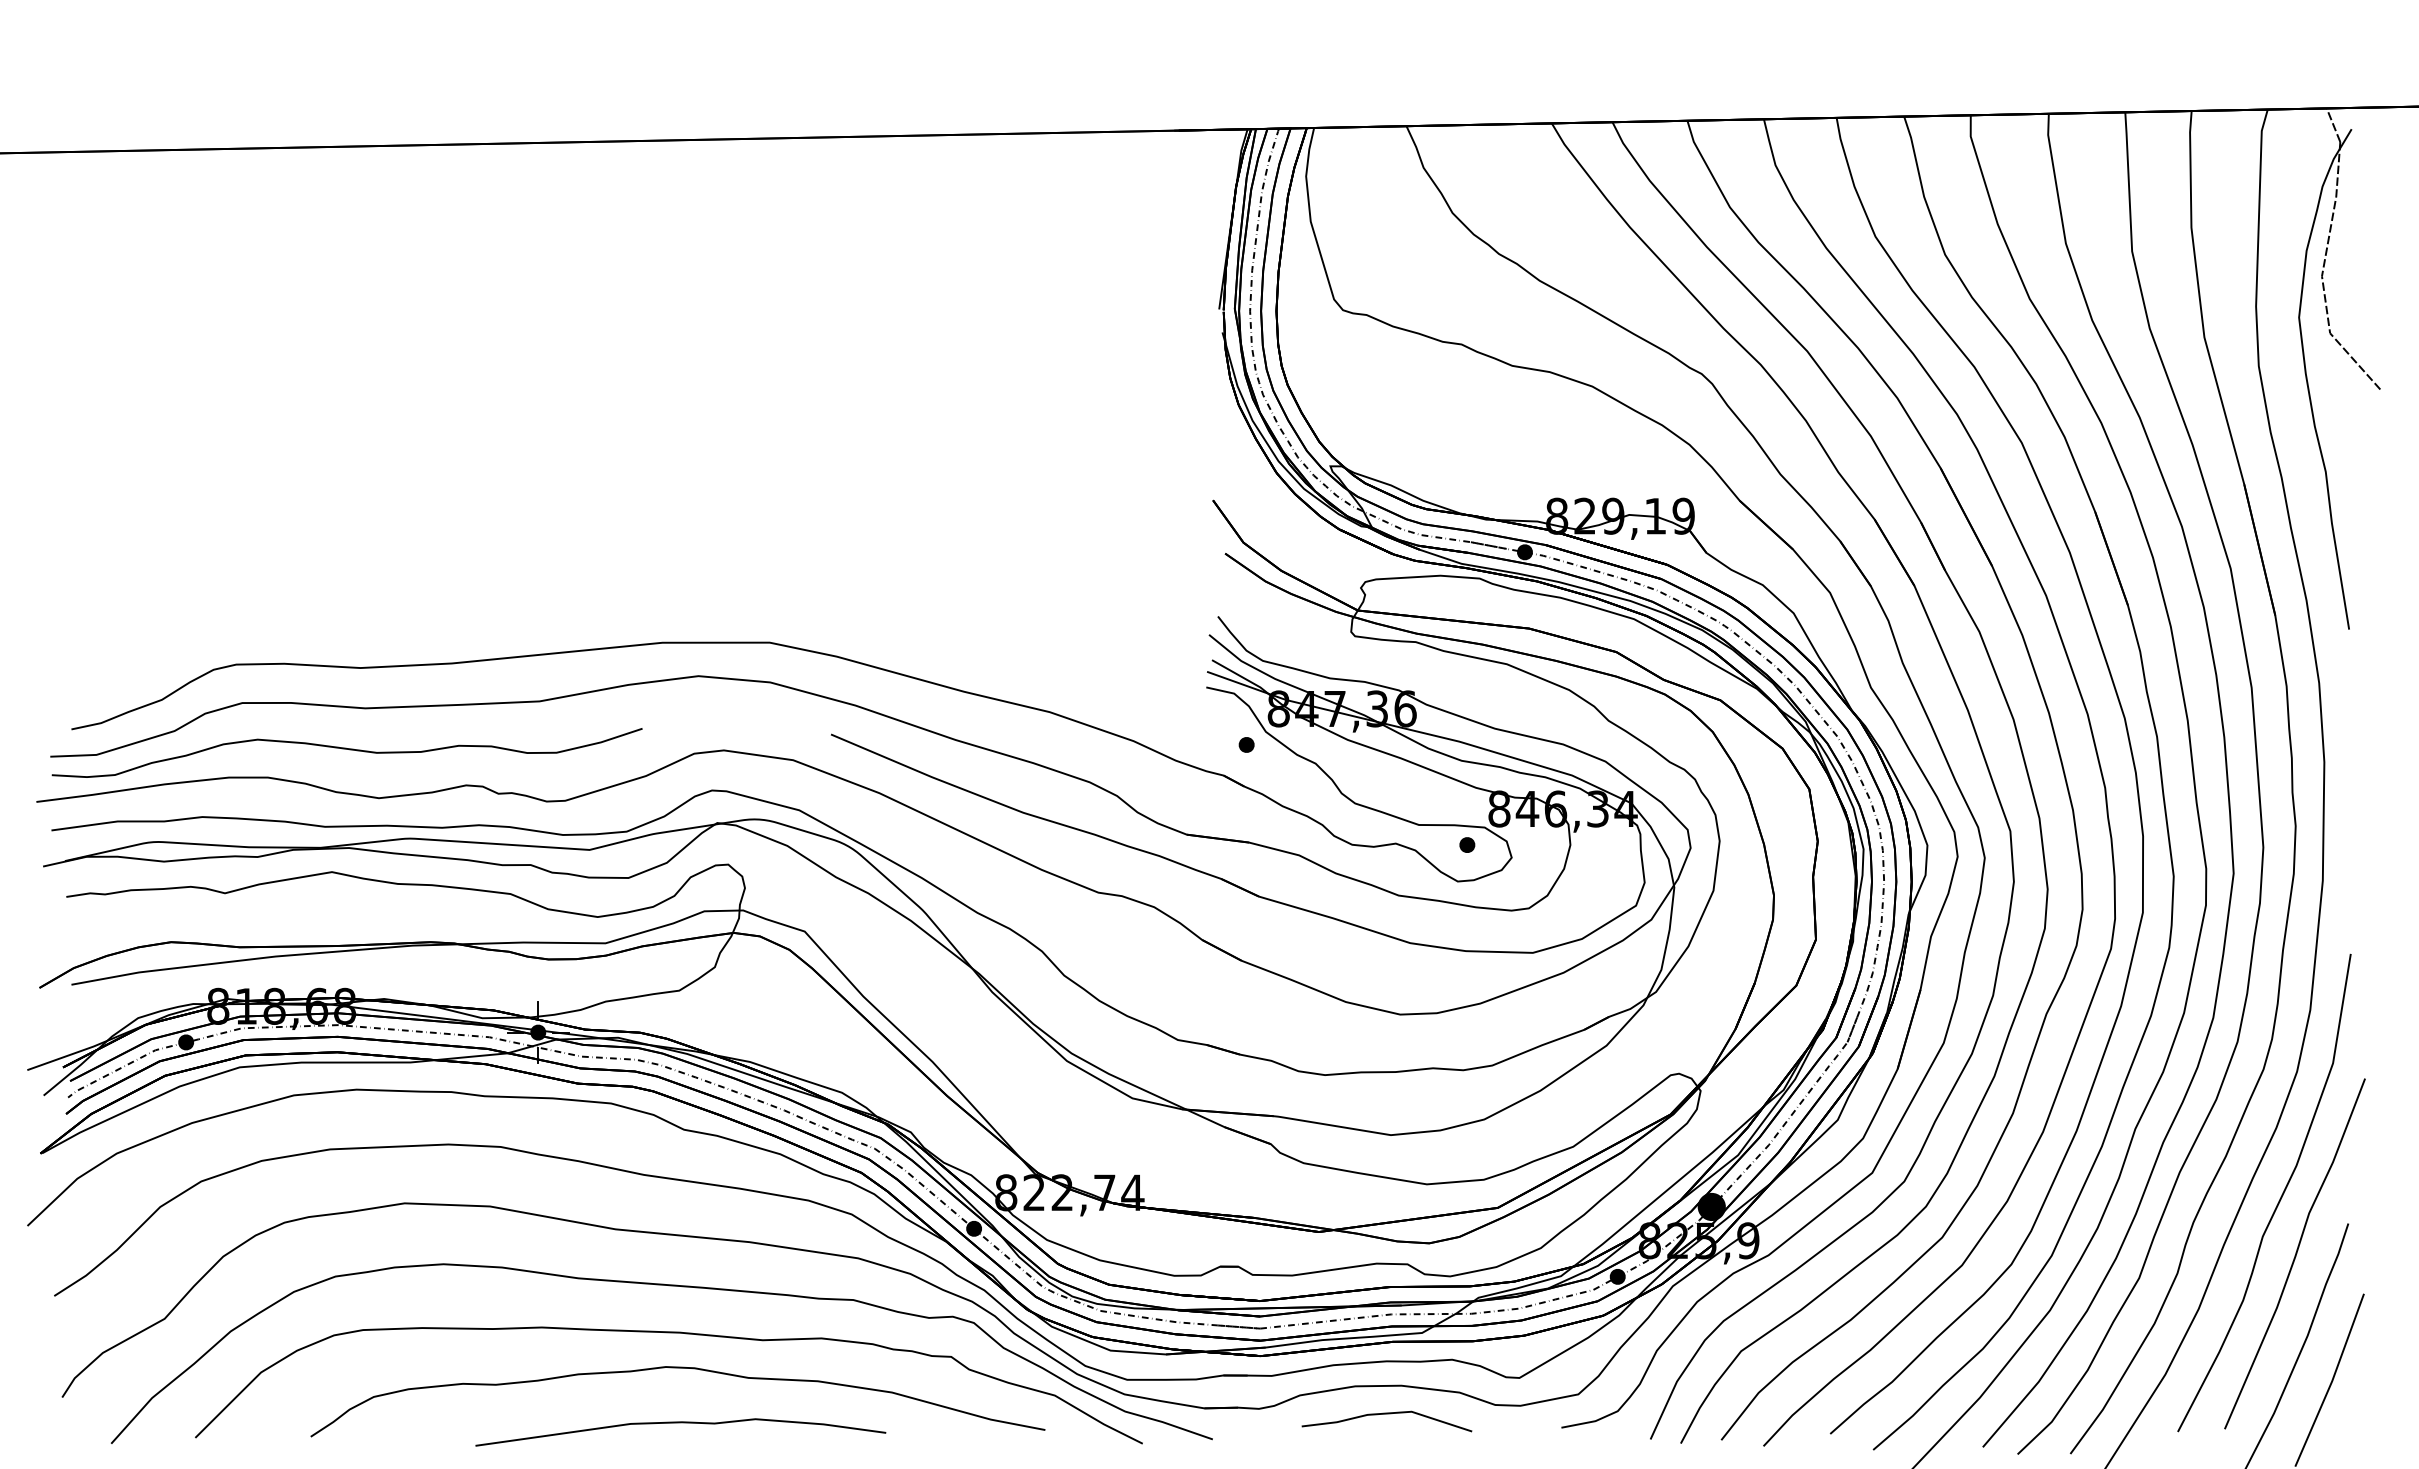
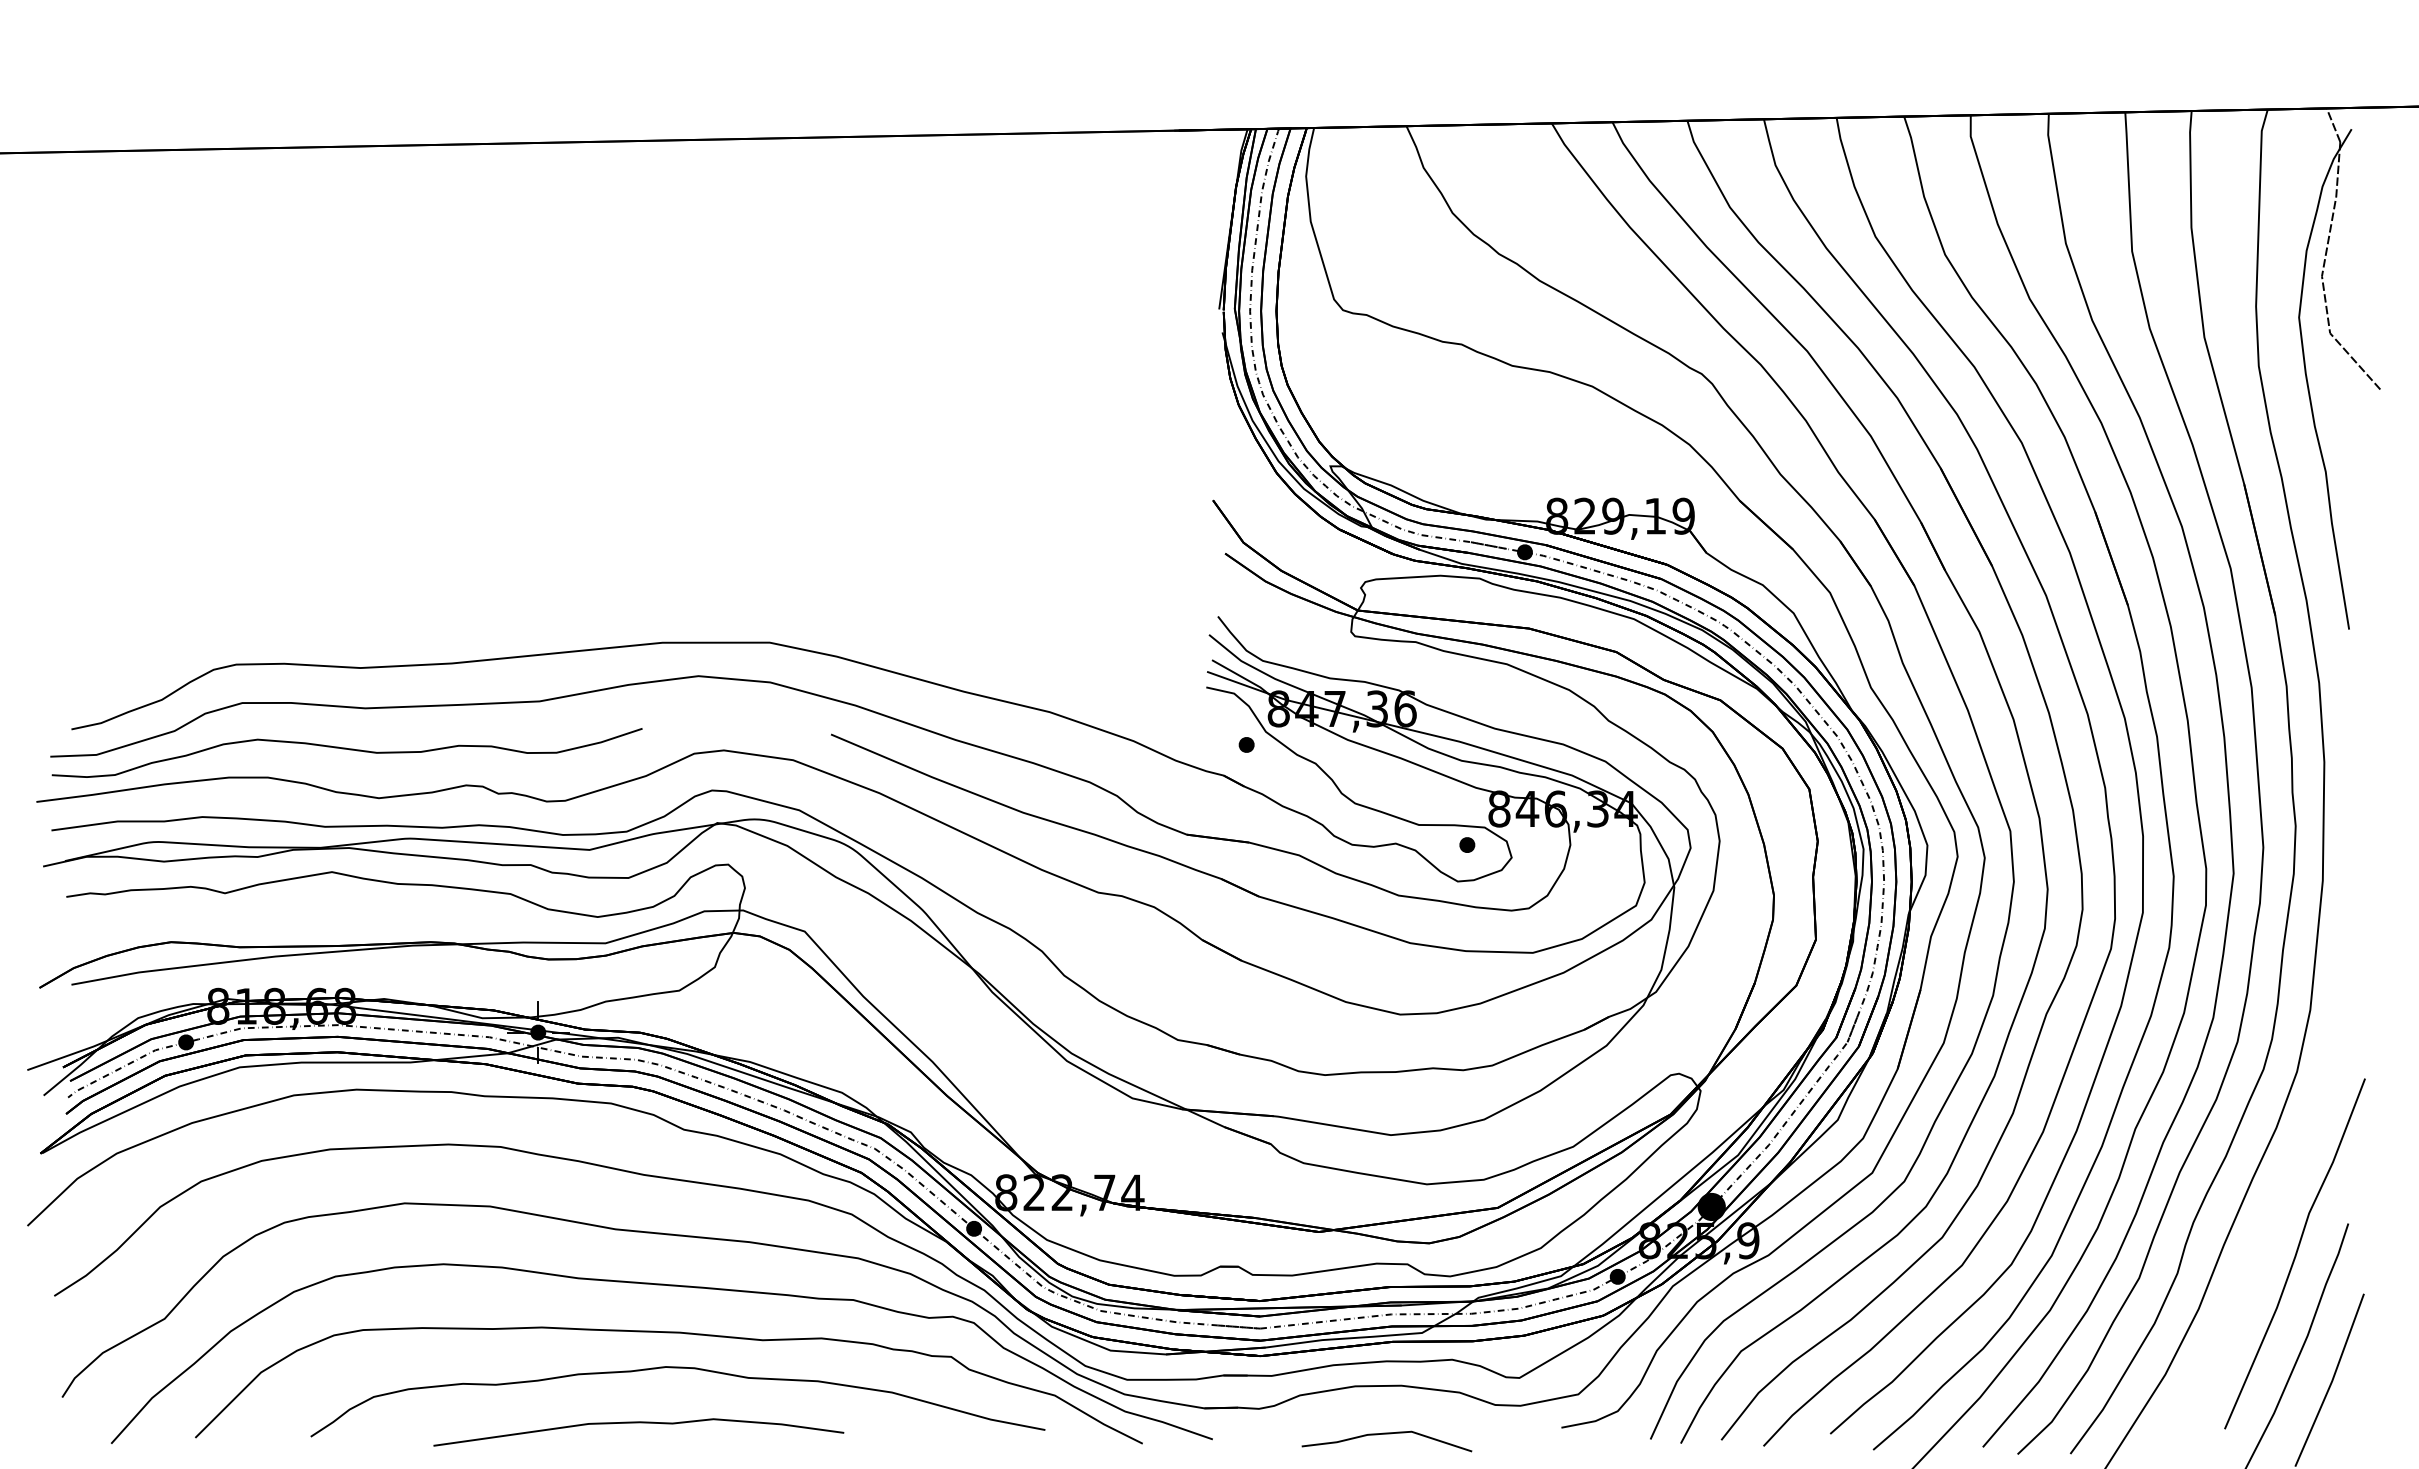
curve: present -> none (2279, 1198)
line position: (1386, 1414) -> (1386, 1434) (1386, 1434)
curve position: (680, 1423) -> (638, 1423) (638, 1423)
